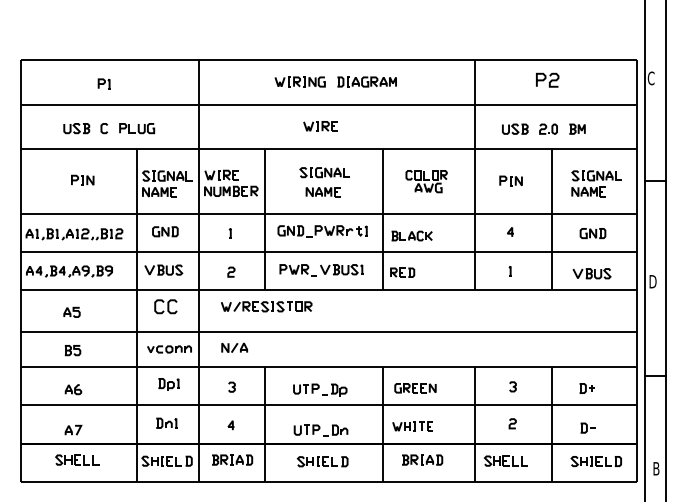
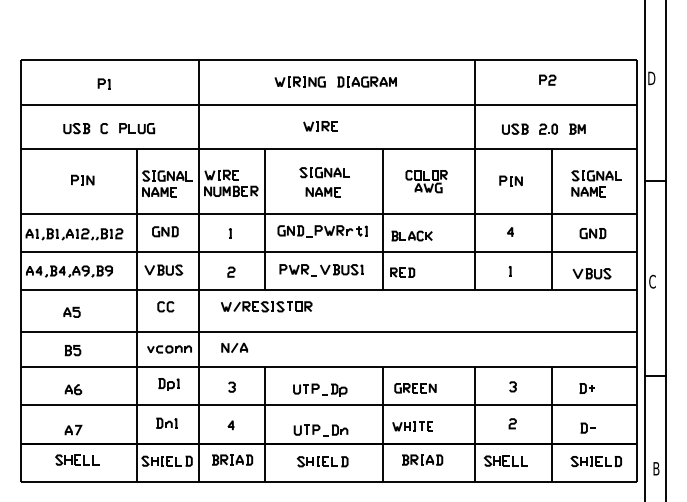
text: C -> D (651, 78)
part size: 24x16 px -> 18x12 px (547, 79)
text: D -> C (652, 281)
part size: 24x16 px -> 18x12 px (165, 306)
